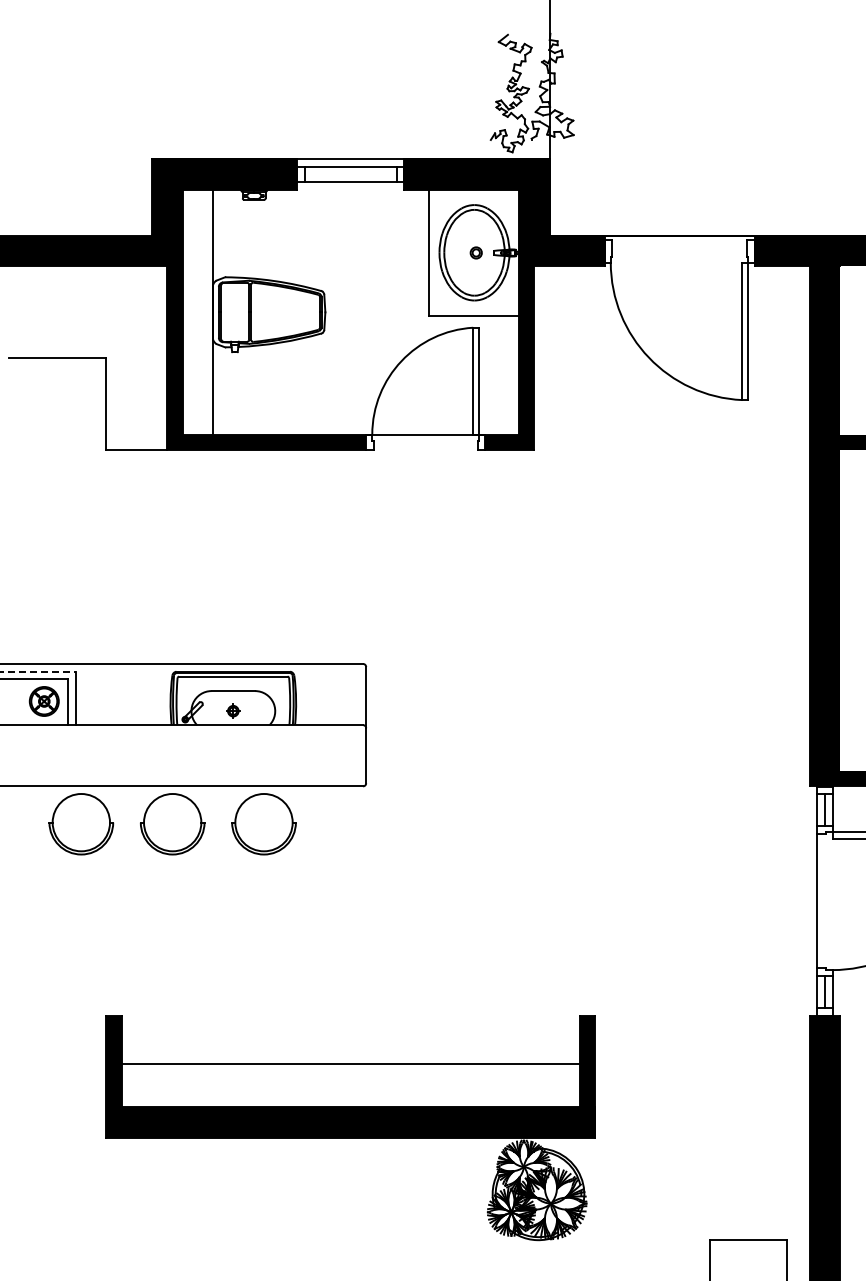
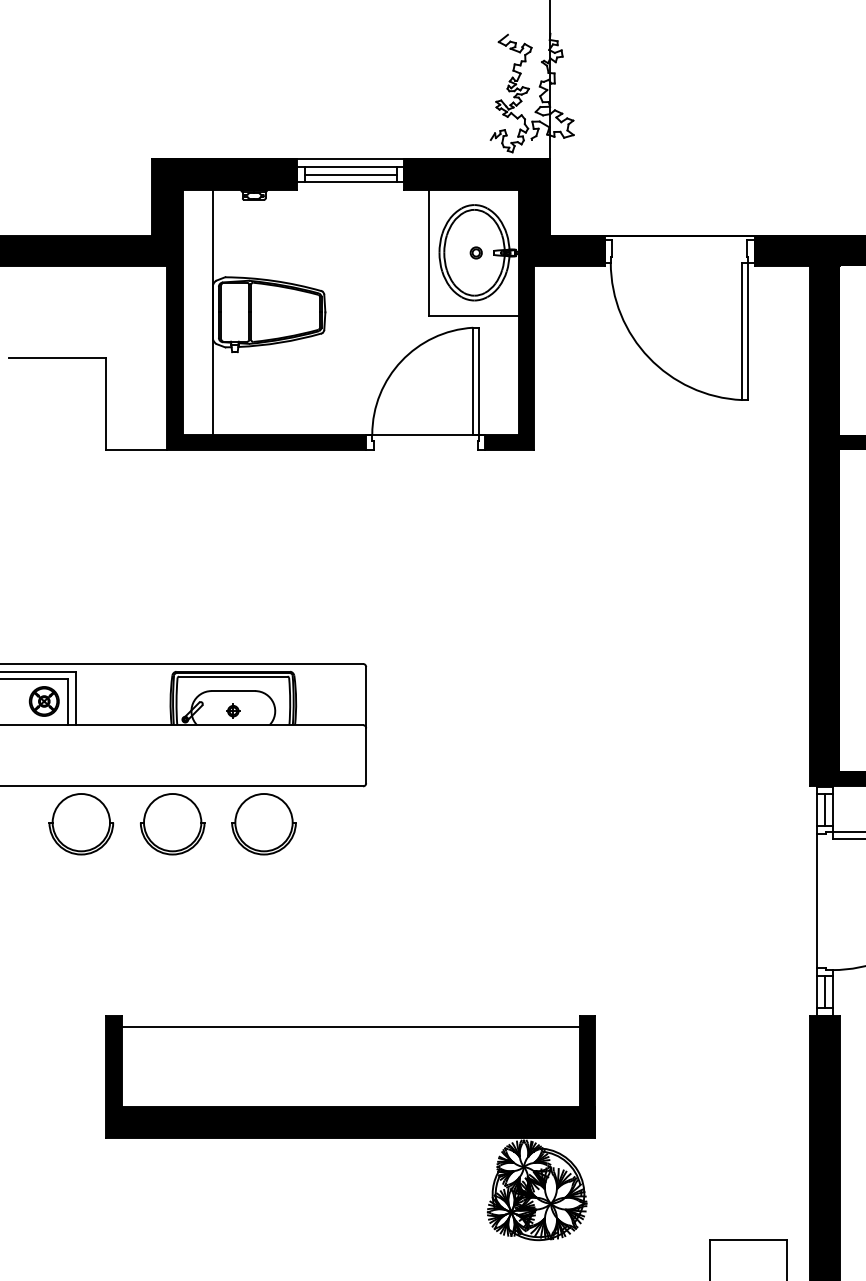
line: none -> present (350, 174)
line: dashed -> solid (37, 671)
line position: (350, 1063) -> (350, 1026) (350, 1026)
